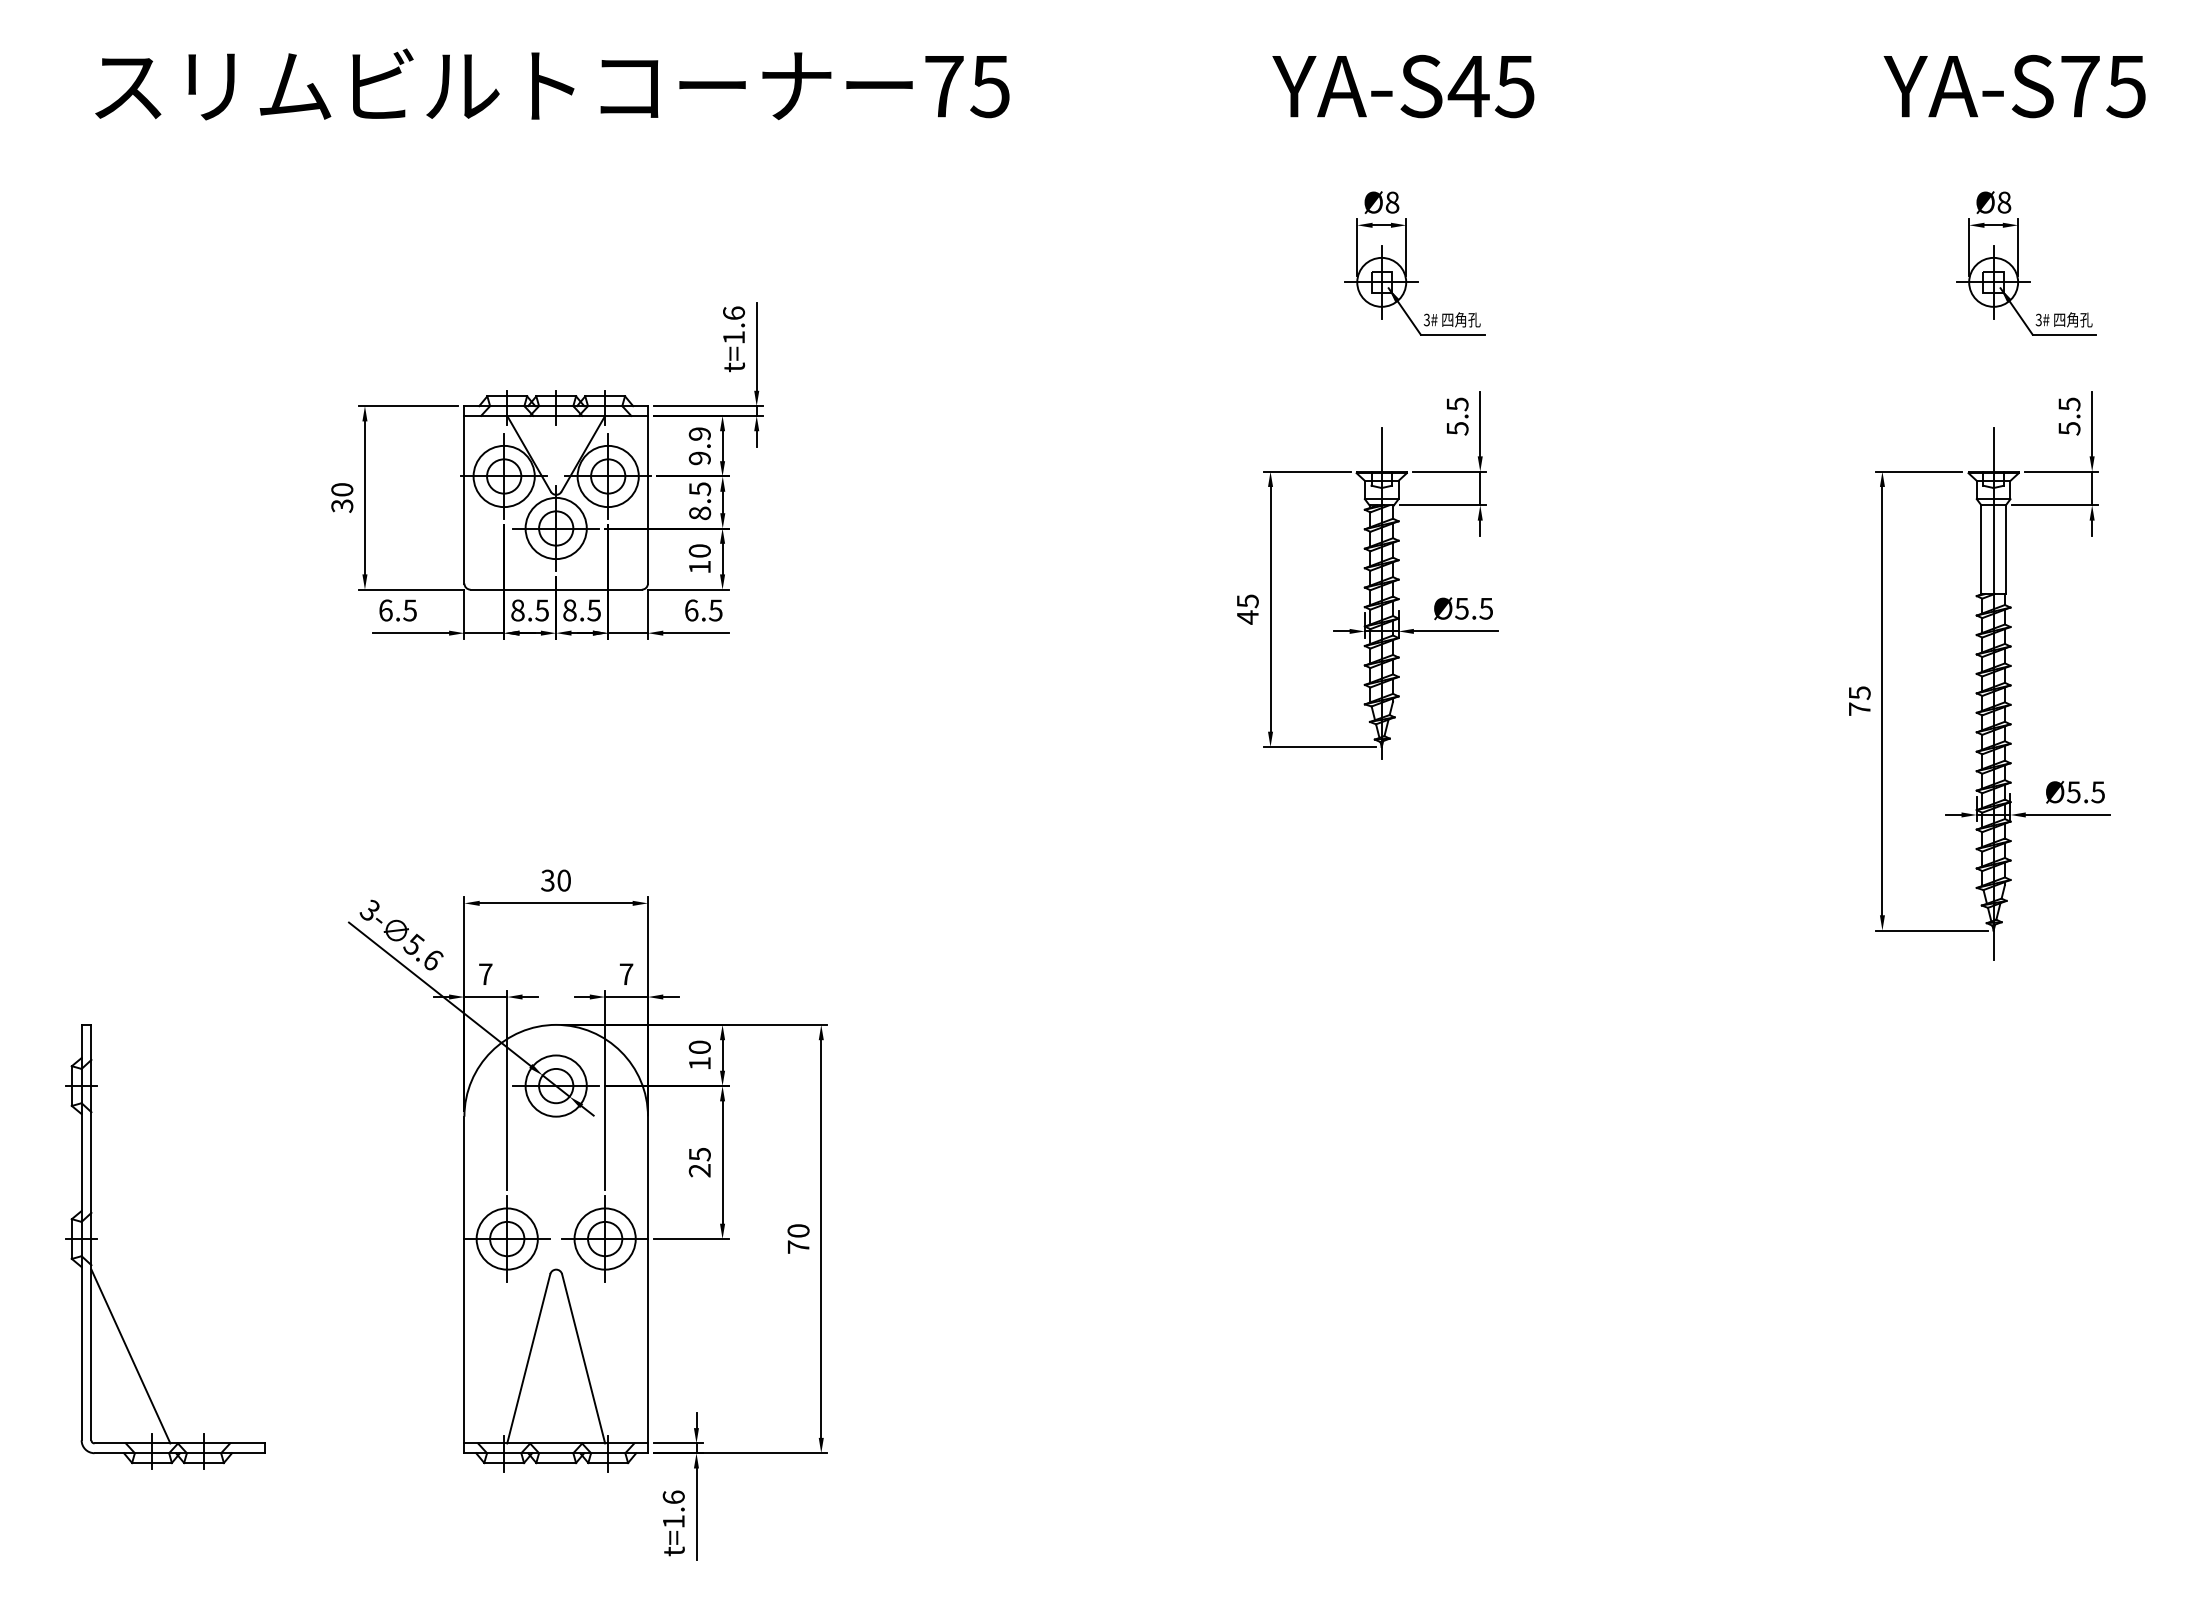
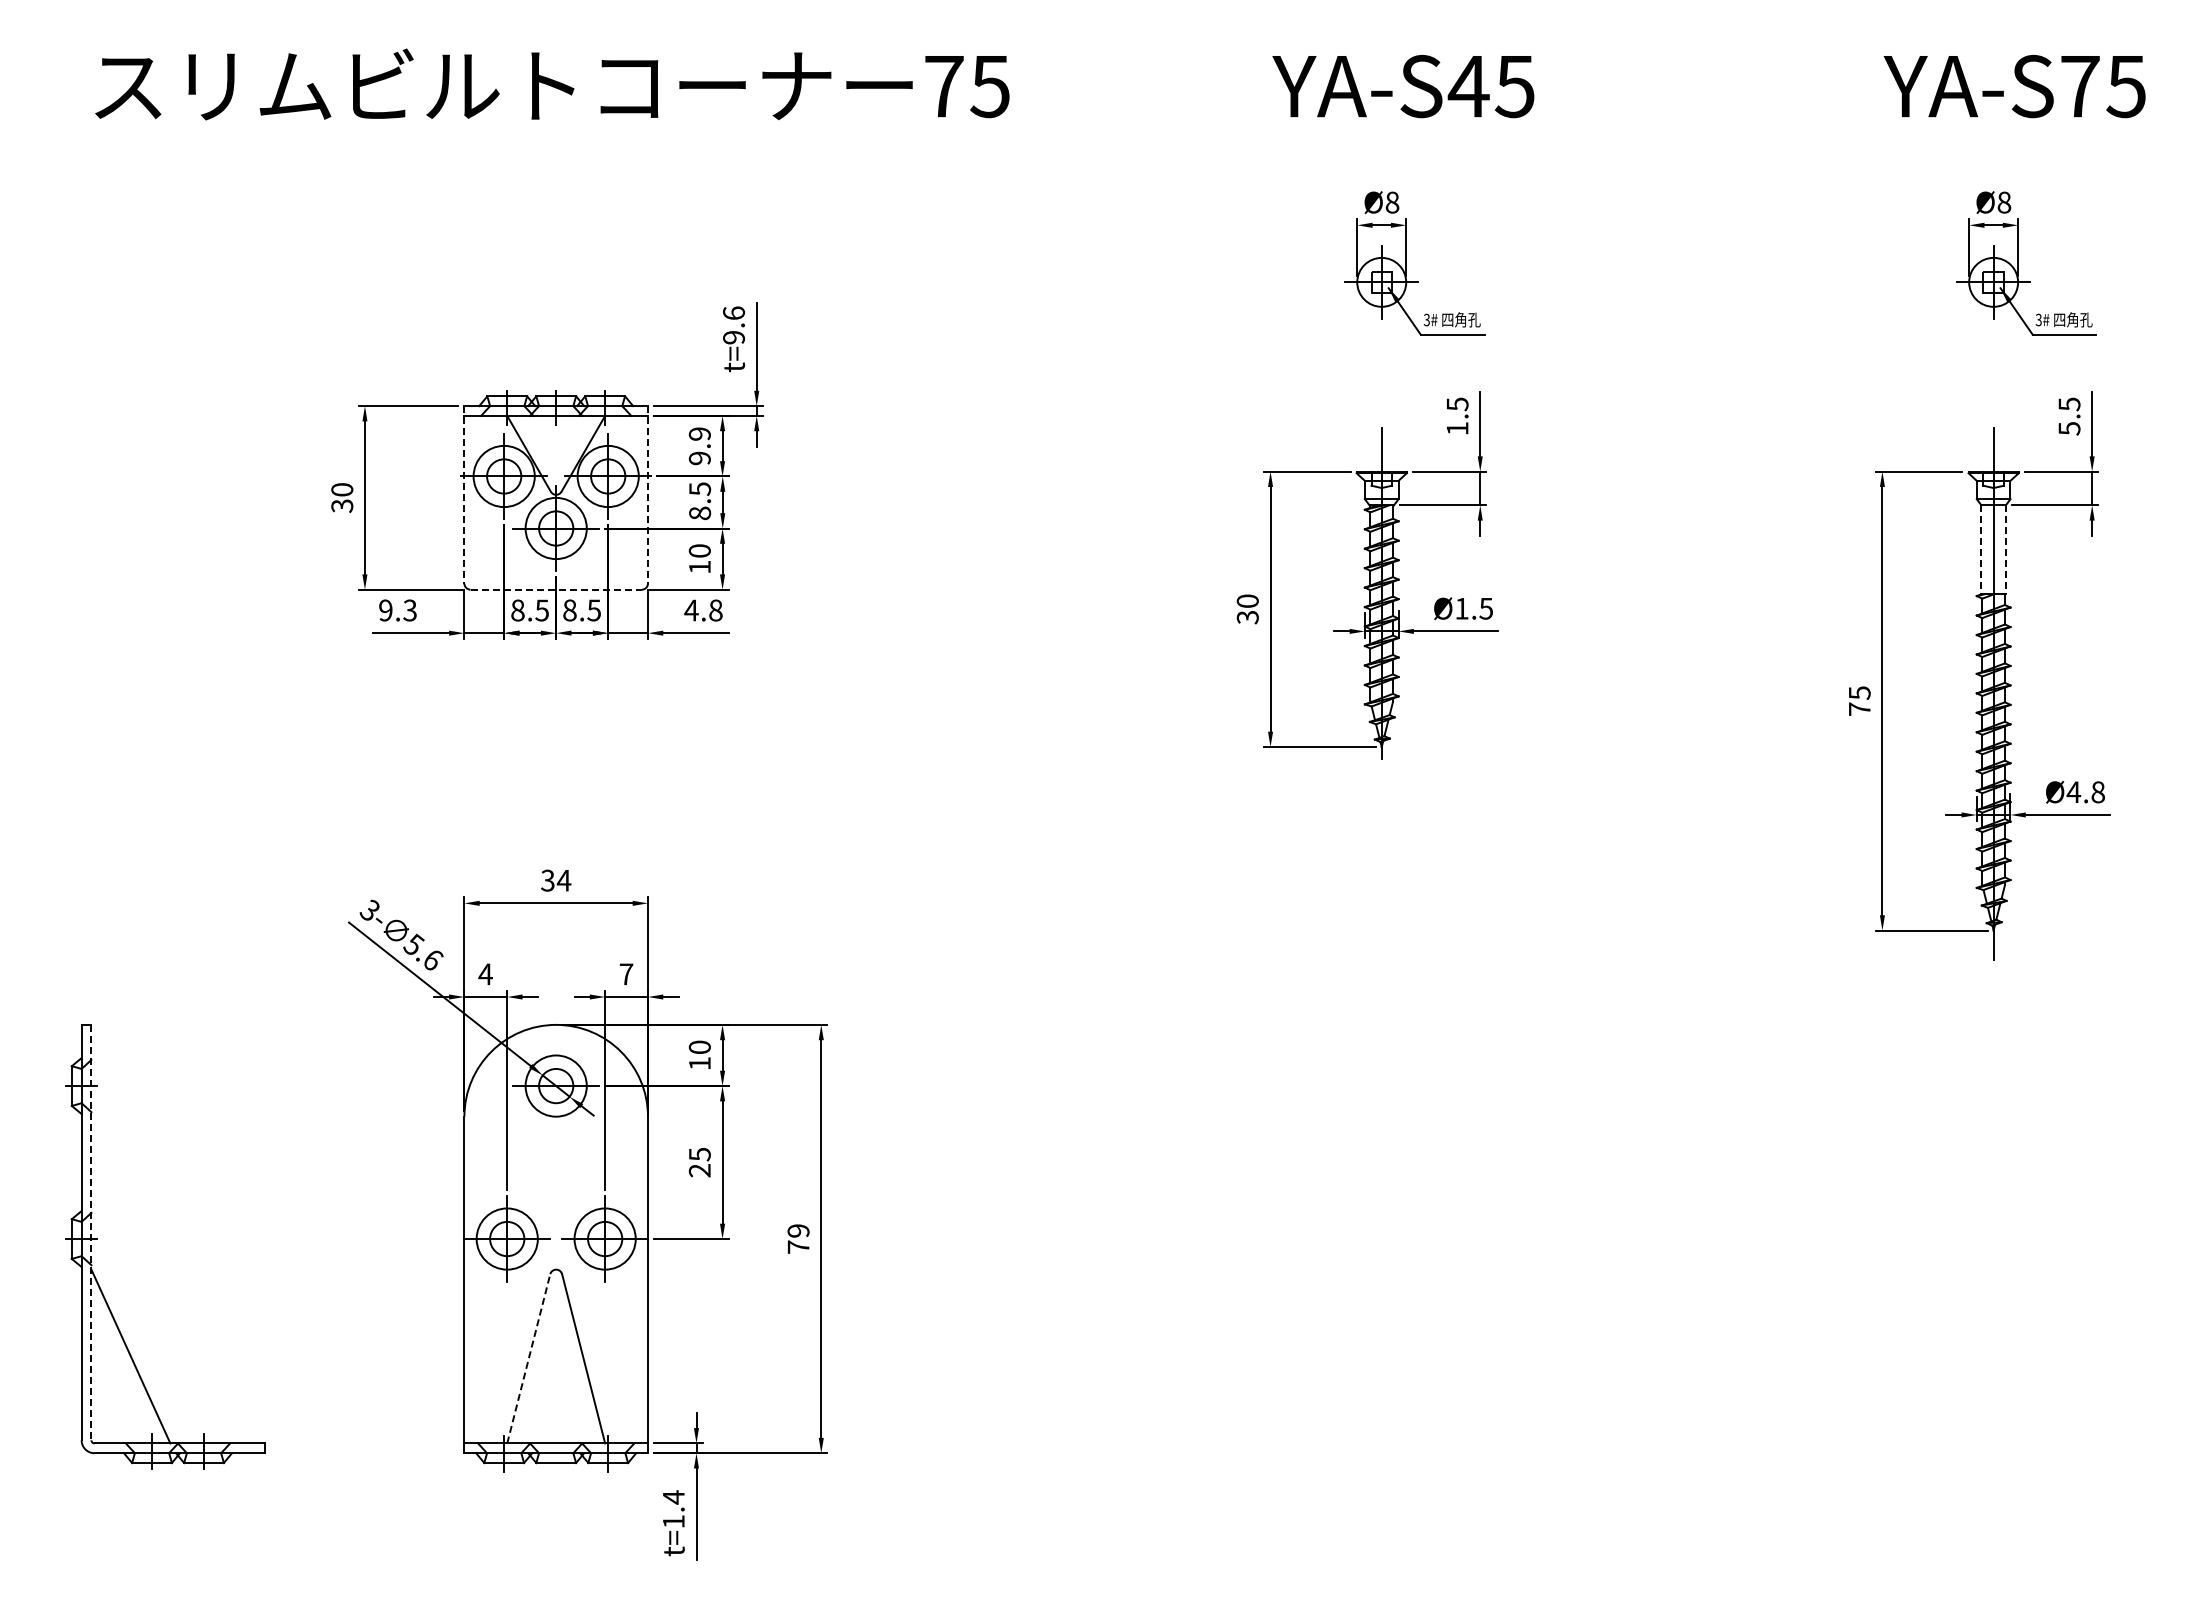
text: t=1.6 -> t=9.6 (734, 337)
text: 5.5 -> 1.5 (1457, 428)
line: solid -> dashed (464, 494)
line: solid -> dashed (647, 494)
line: solid -> dashed (1981, 550)
line: solid -> dashed (2005, 550)
line: solid -> dashed (556, 589)
text: Ø5.5 -> Ø1.5 (1461, 608)
text: 45 -> 30 (1247, 609)
text: 6.5 -> 9.3 (397, 610)
text: 6.5 -> 4.8 (703, 610)
text: Ø5.5 -> Ø4.8 (2085, 792)
text: 30 -> 34 (563, 880)
text: 7 -> 4 (485, 973)
text: 70 -> 79 (798, 1230)
line: solid -> dashed (91, 1232)
line: solid -> dashed (528, 1358)
text: t=1.6 -> t=1.4 (673, 1497)
